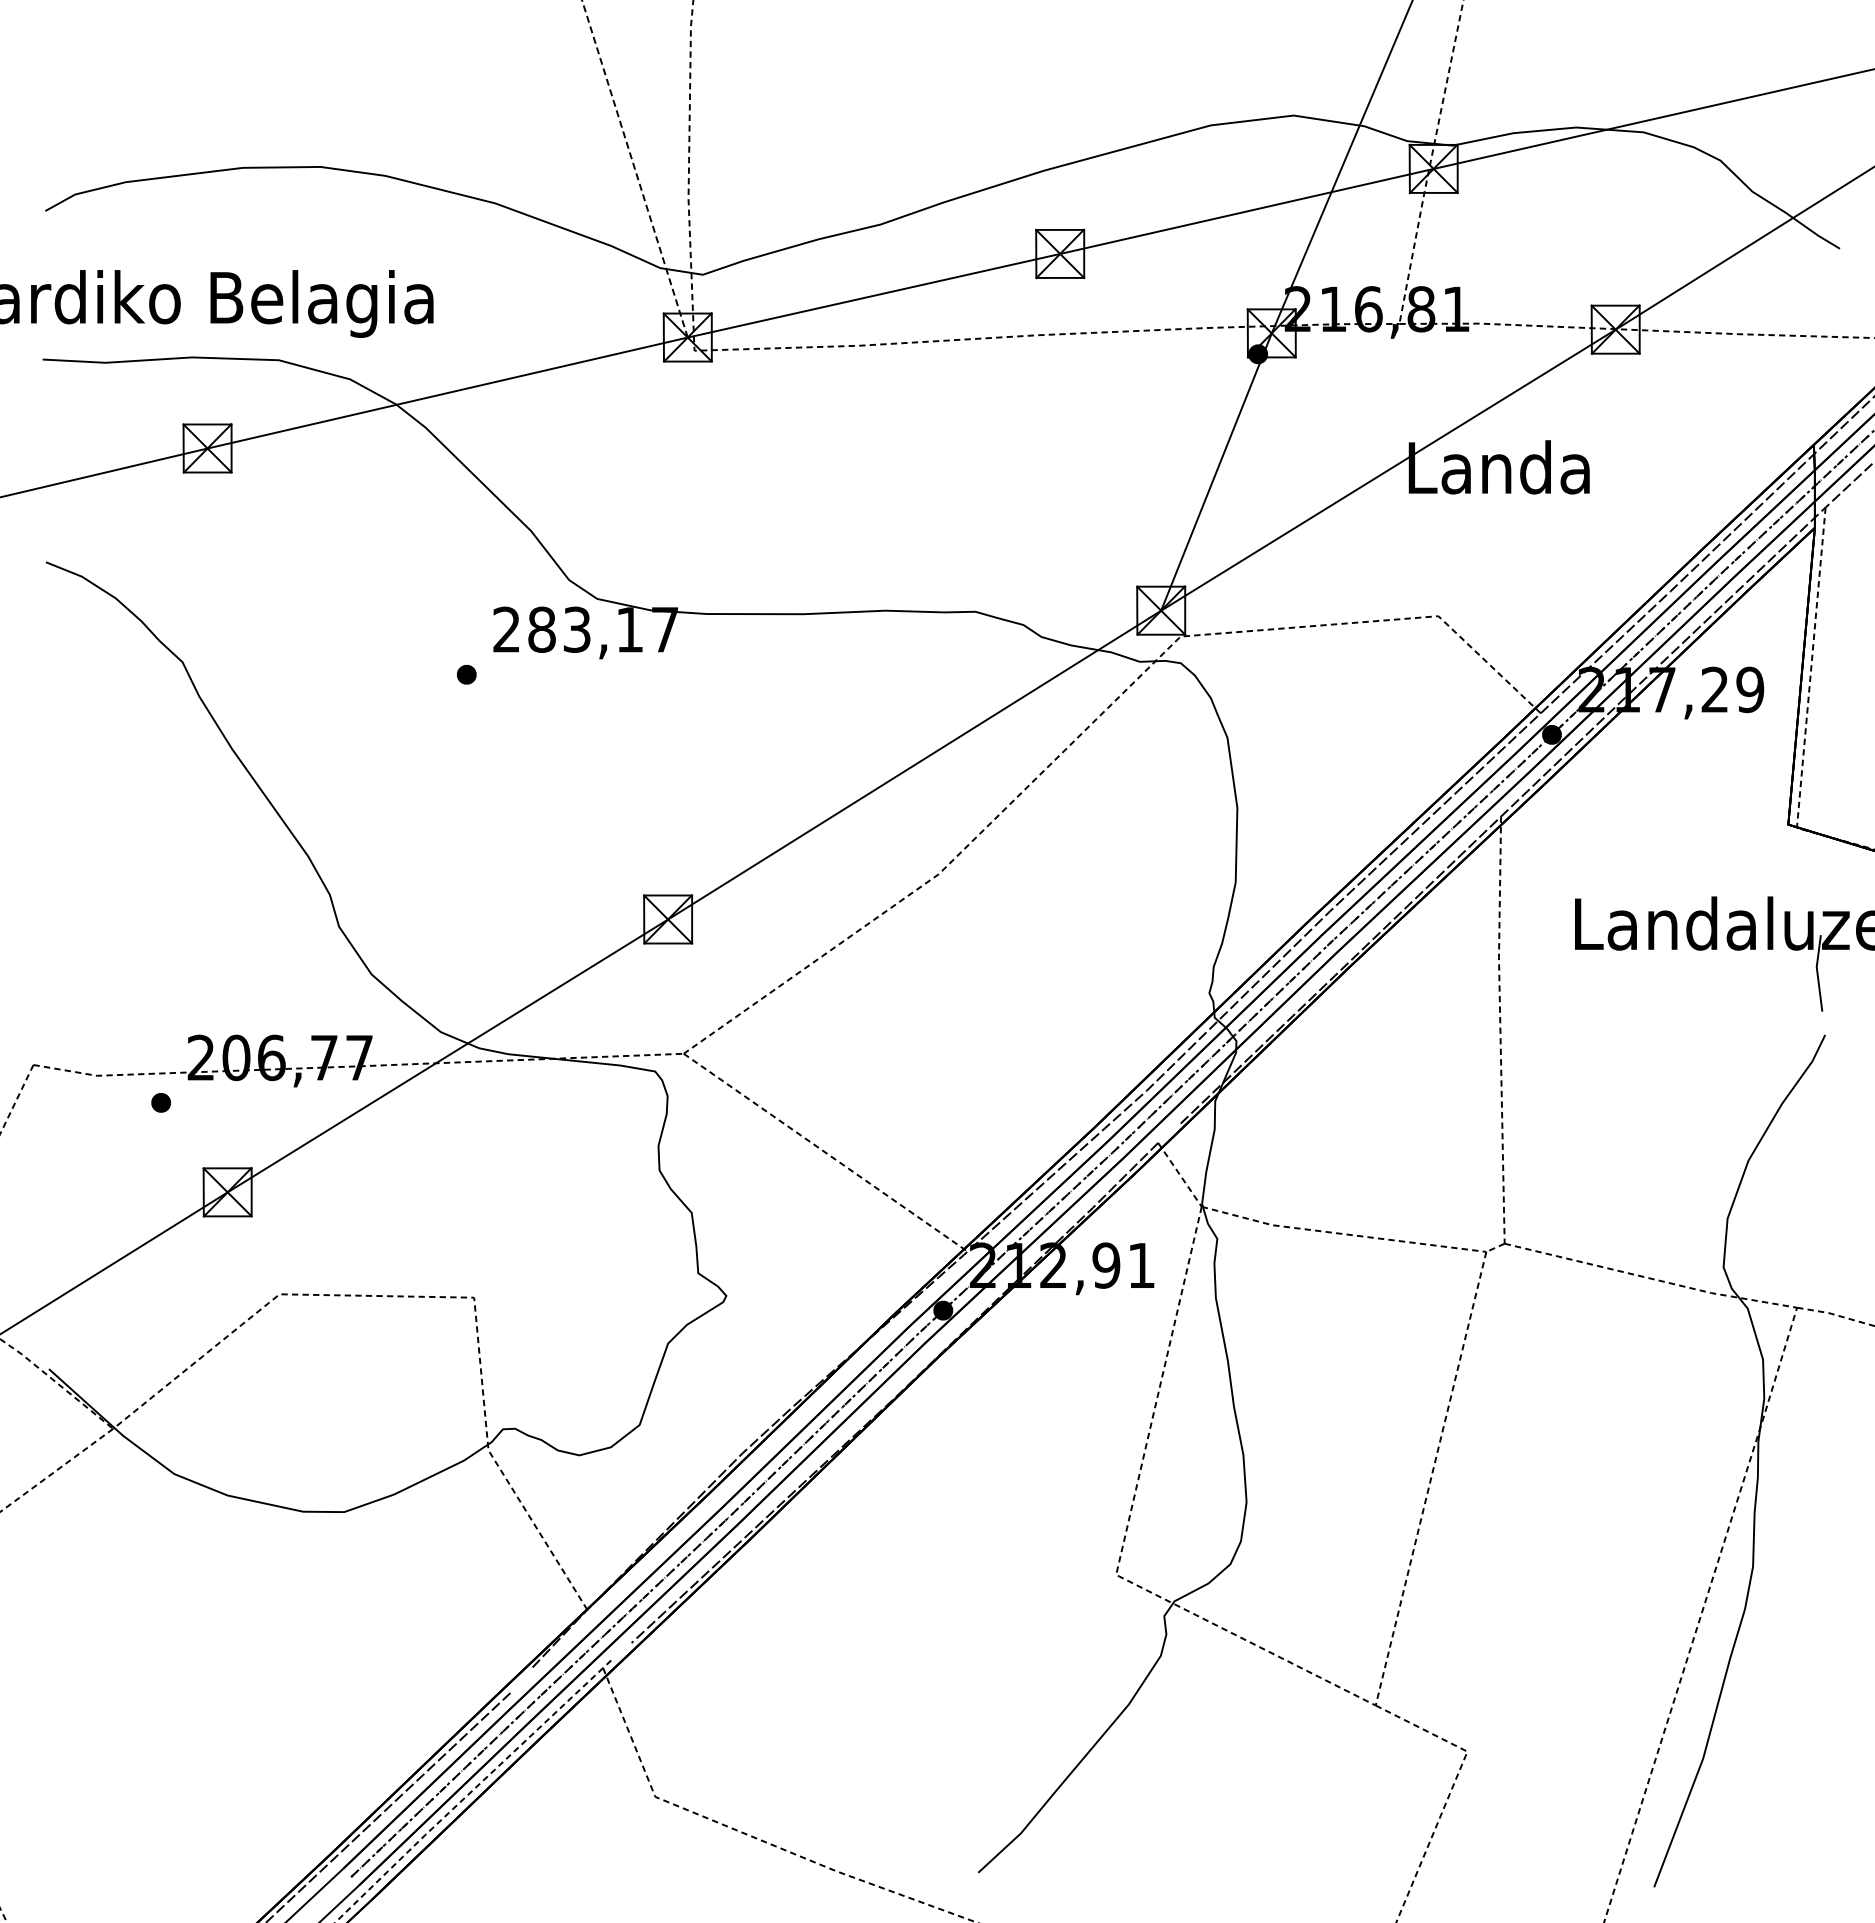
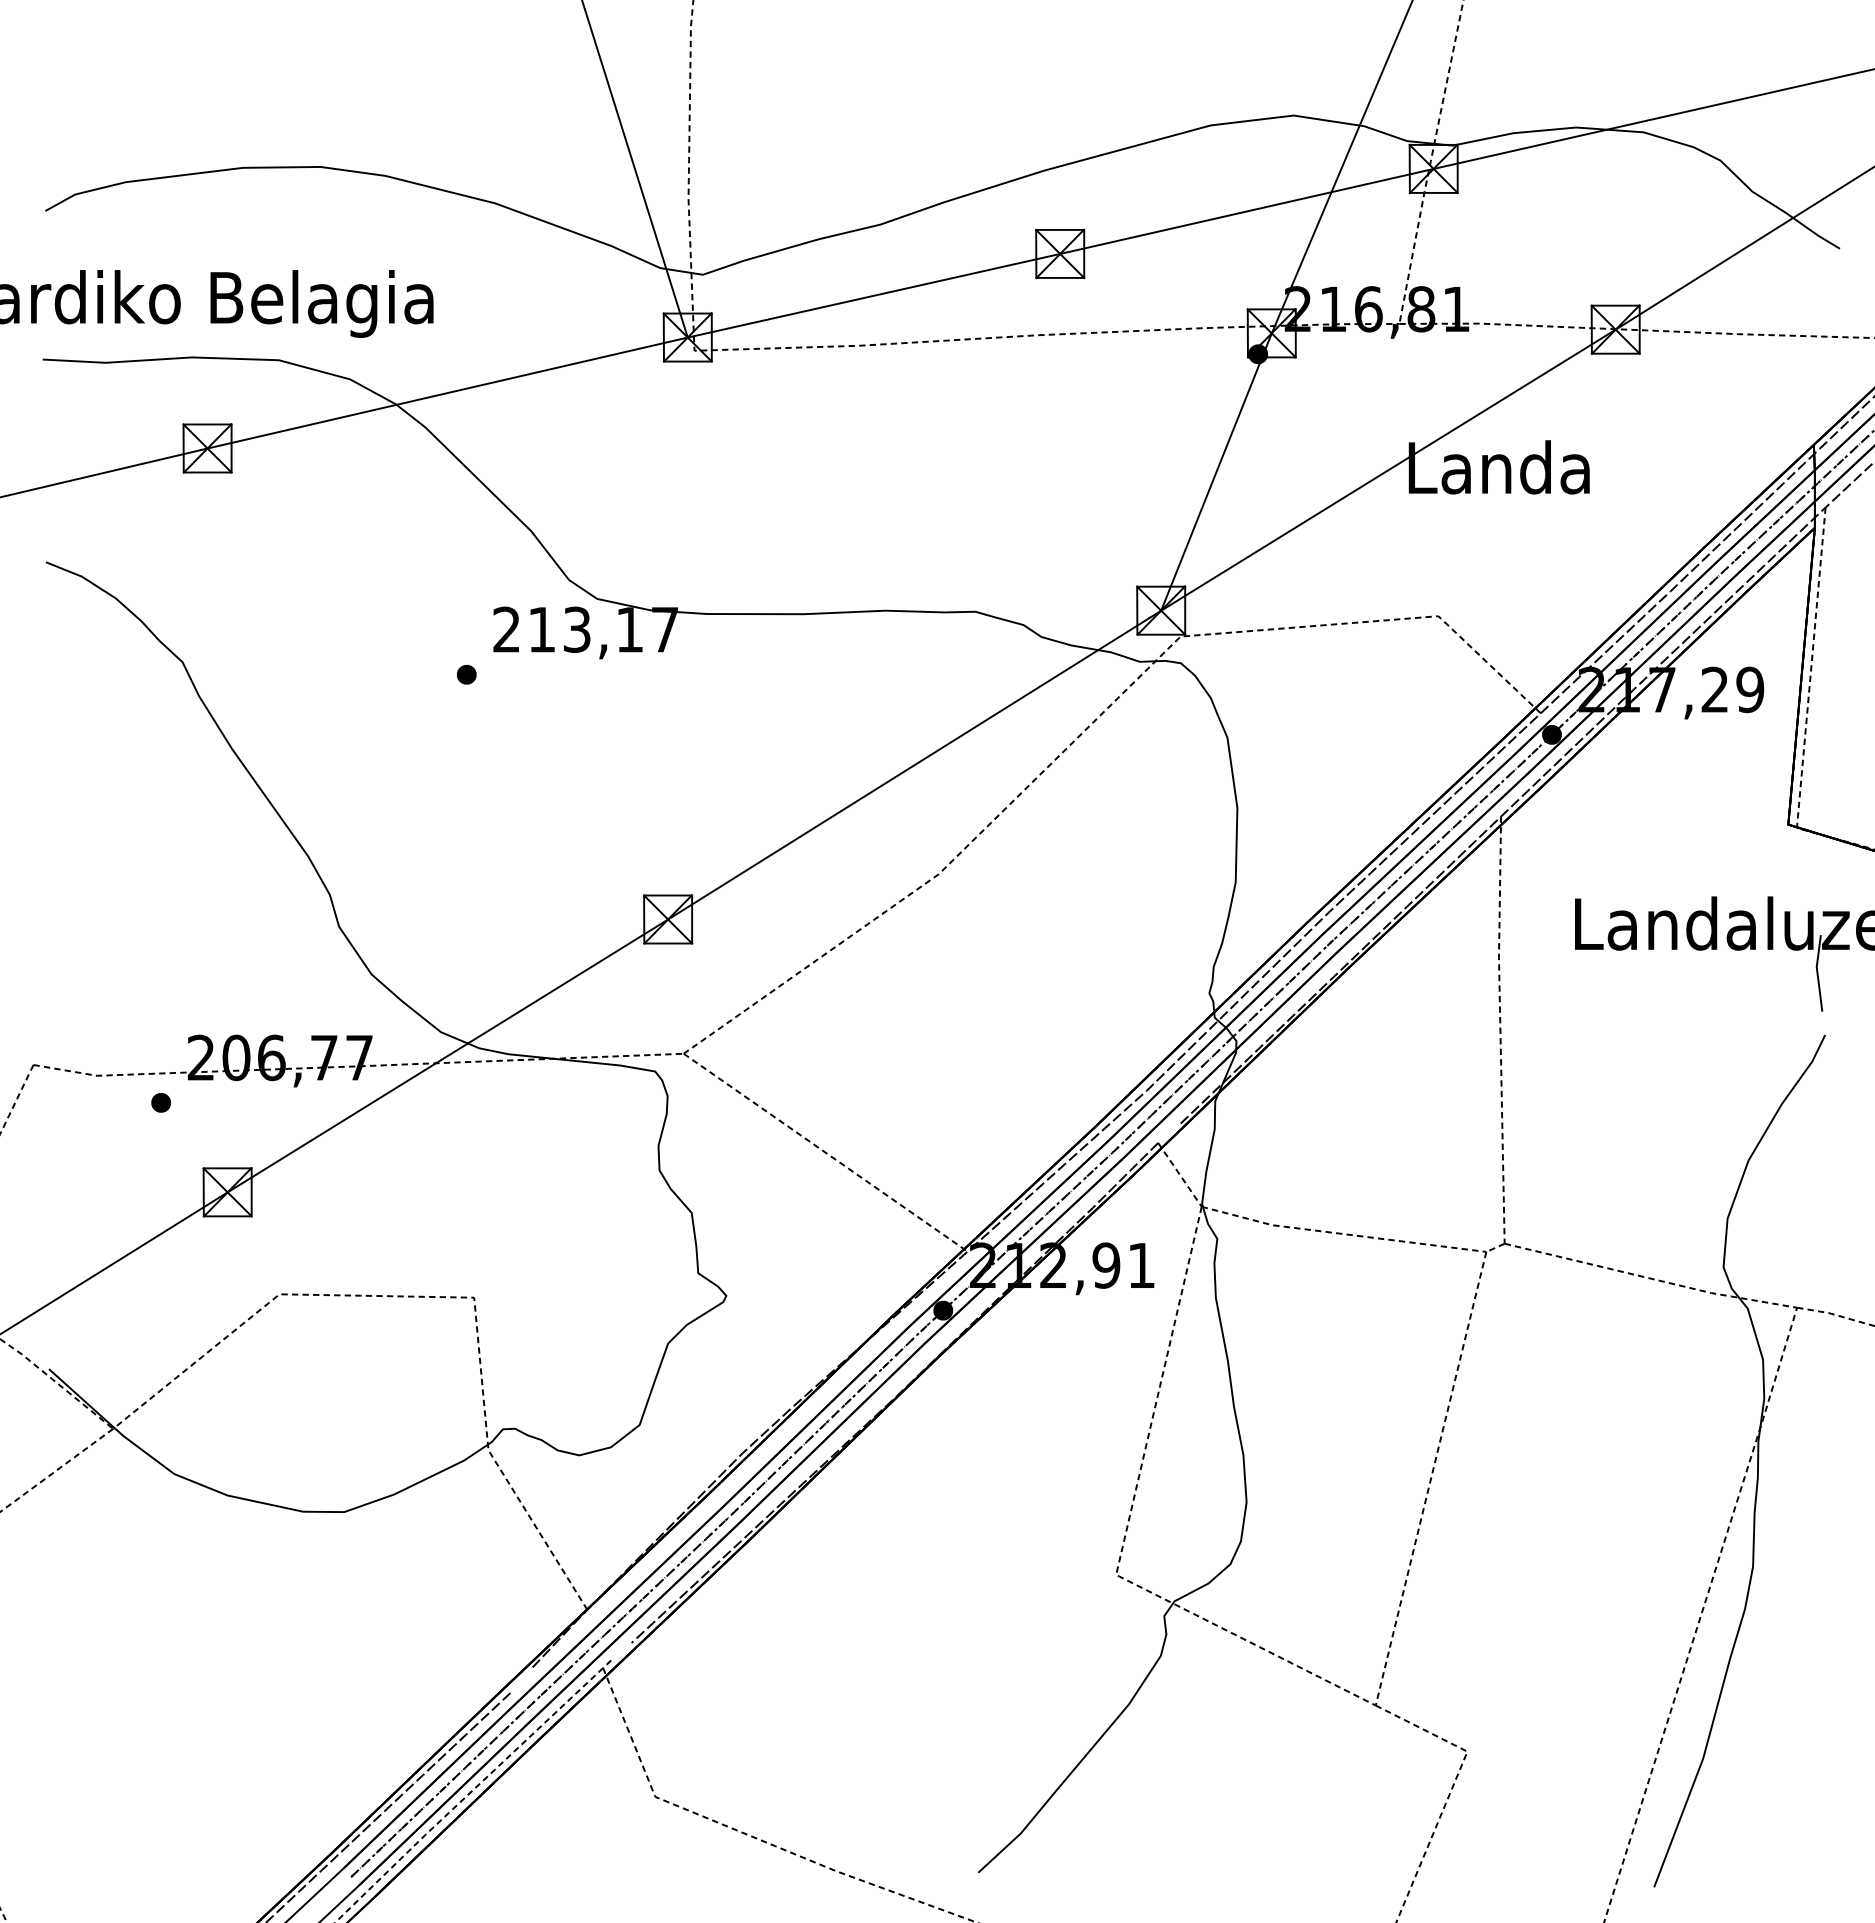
line: dashed -> solid (634, 169)
text: 283,17 -> 213,17 (541, 629)
